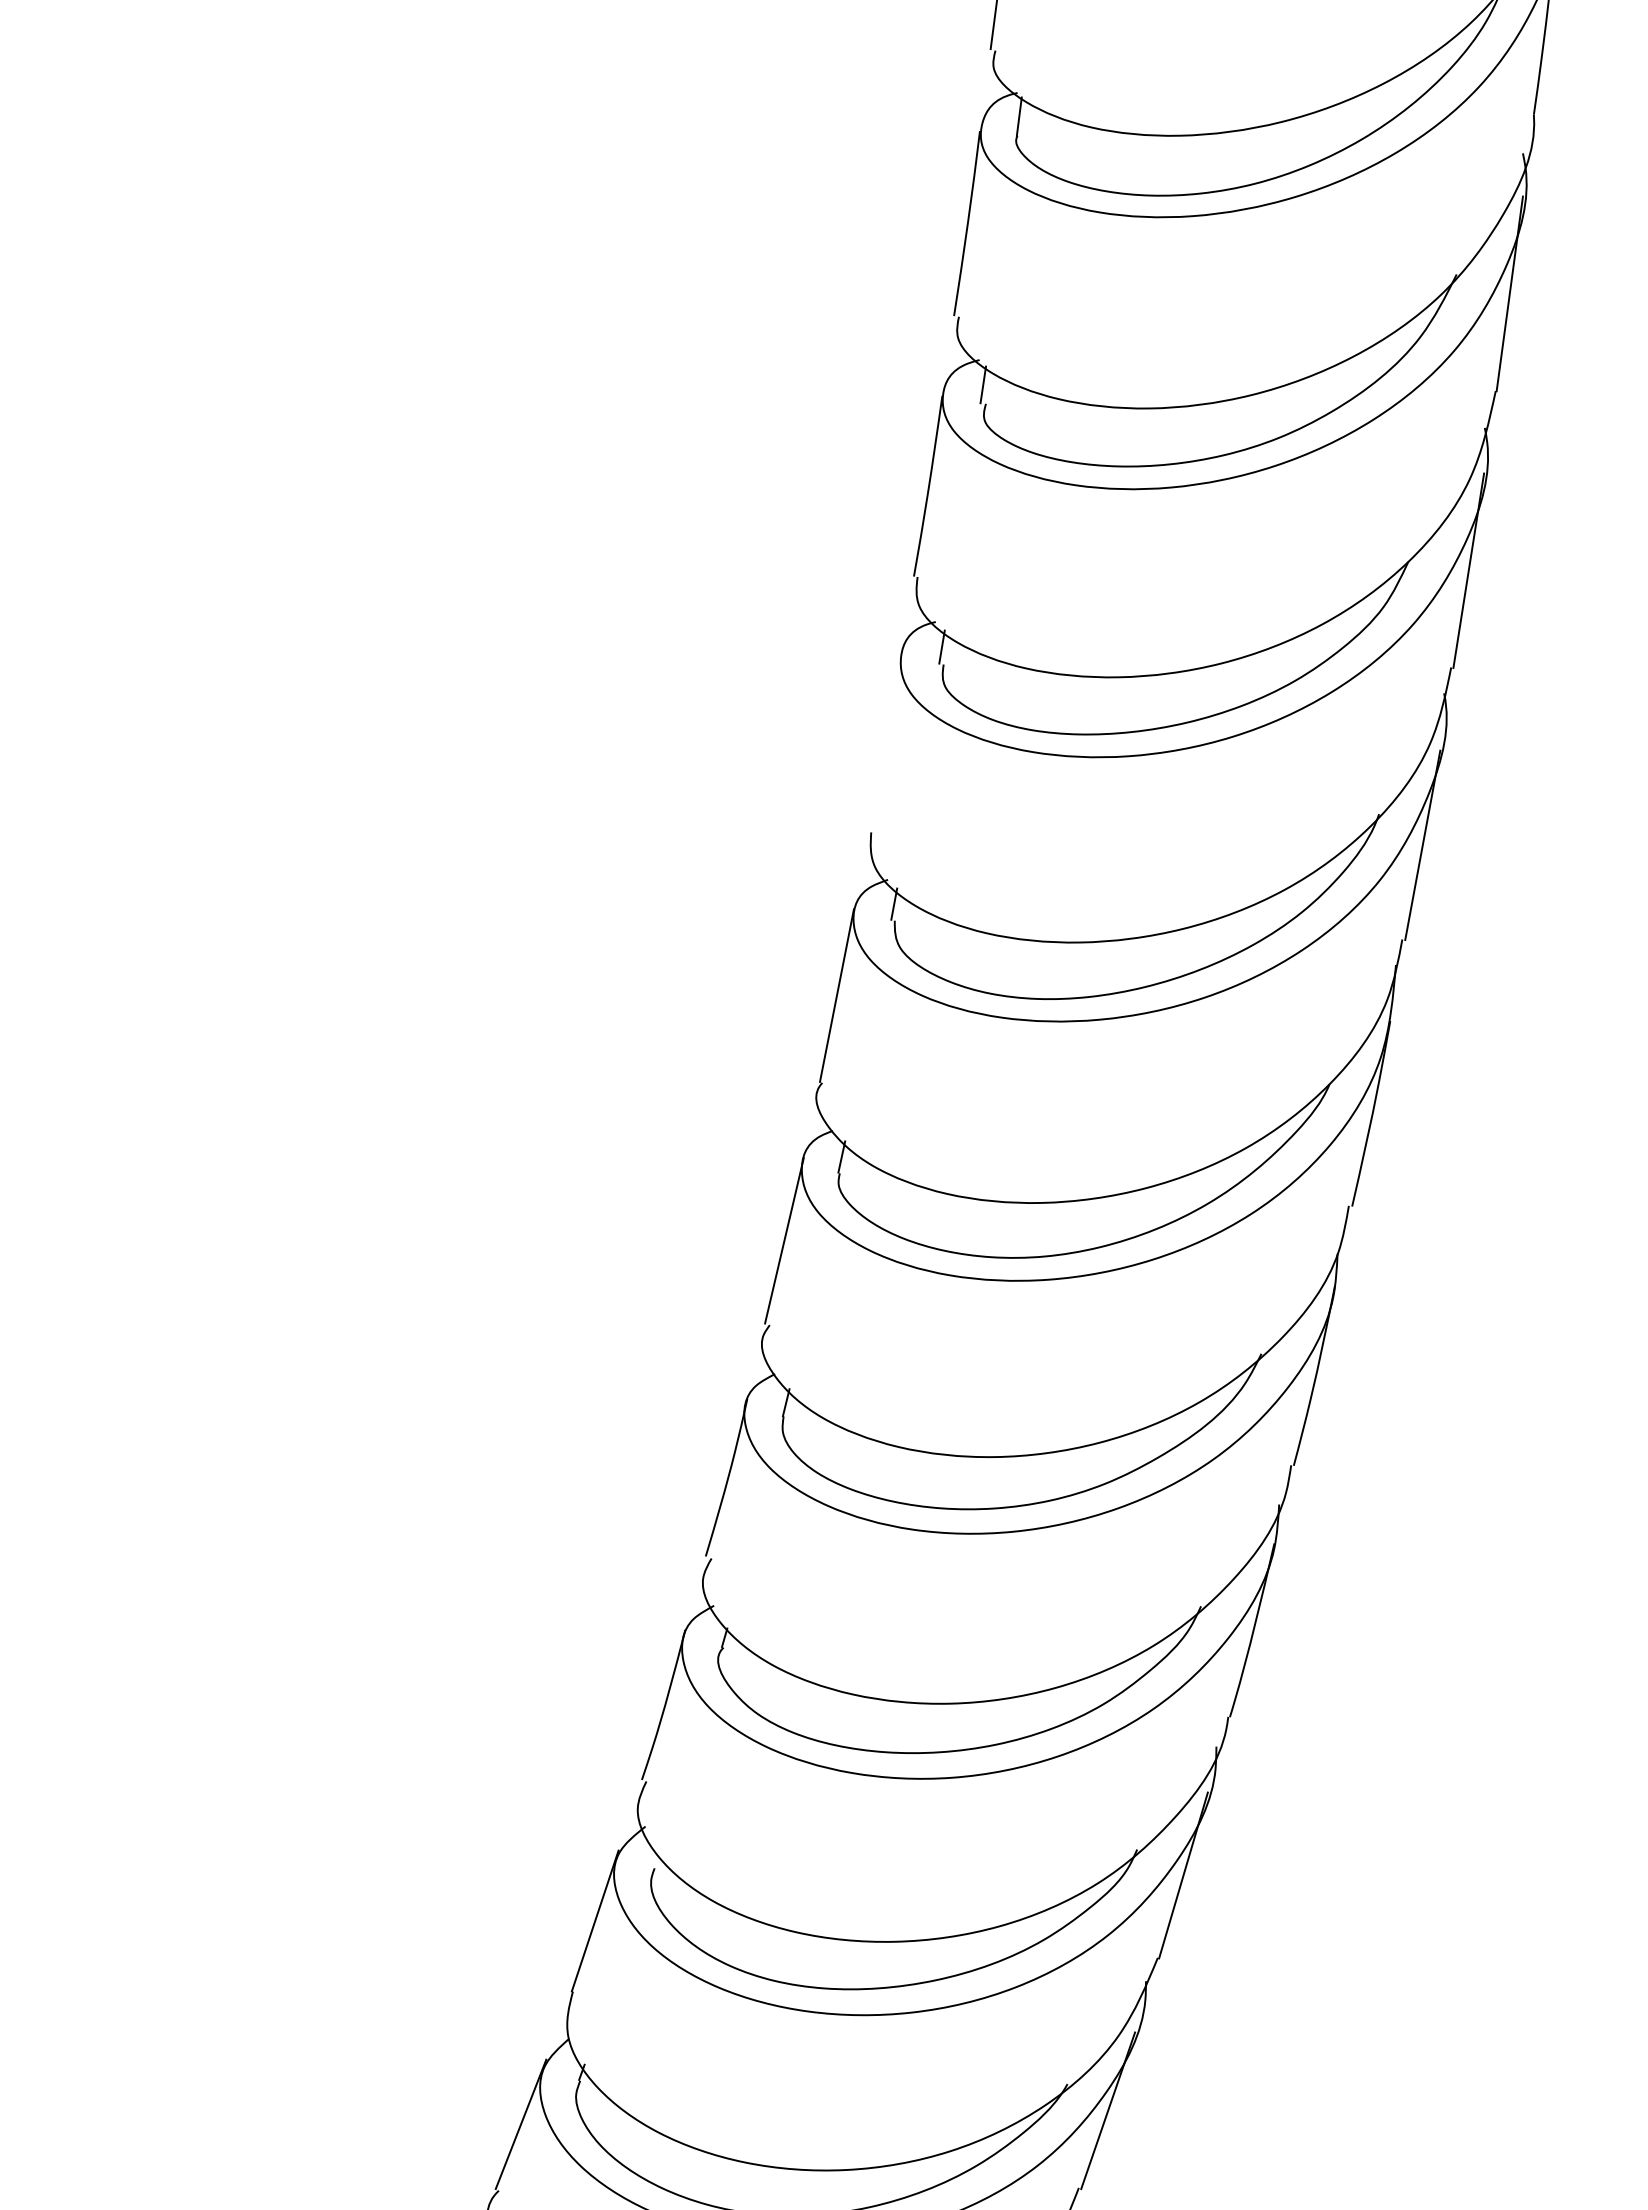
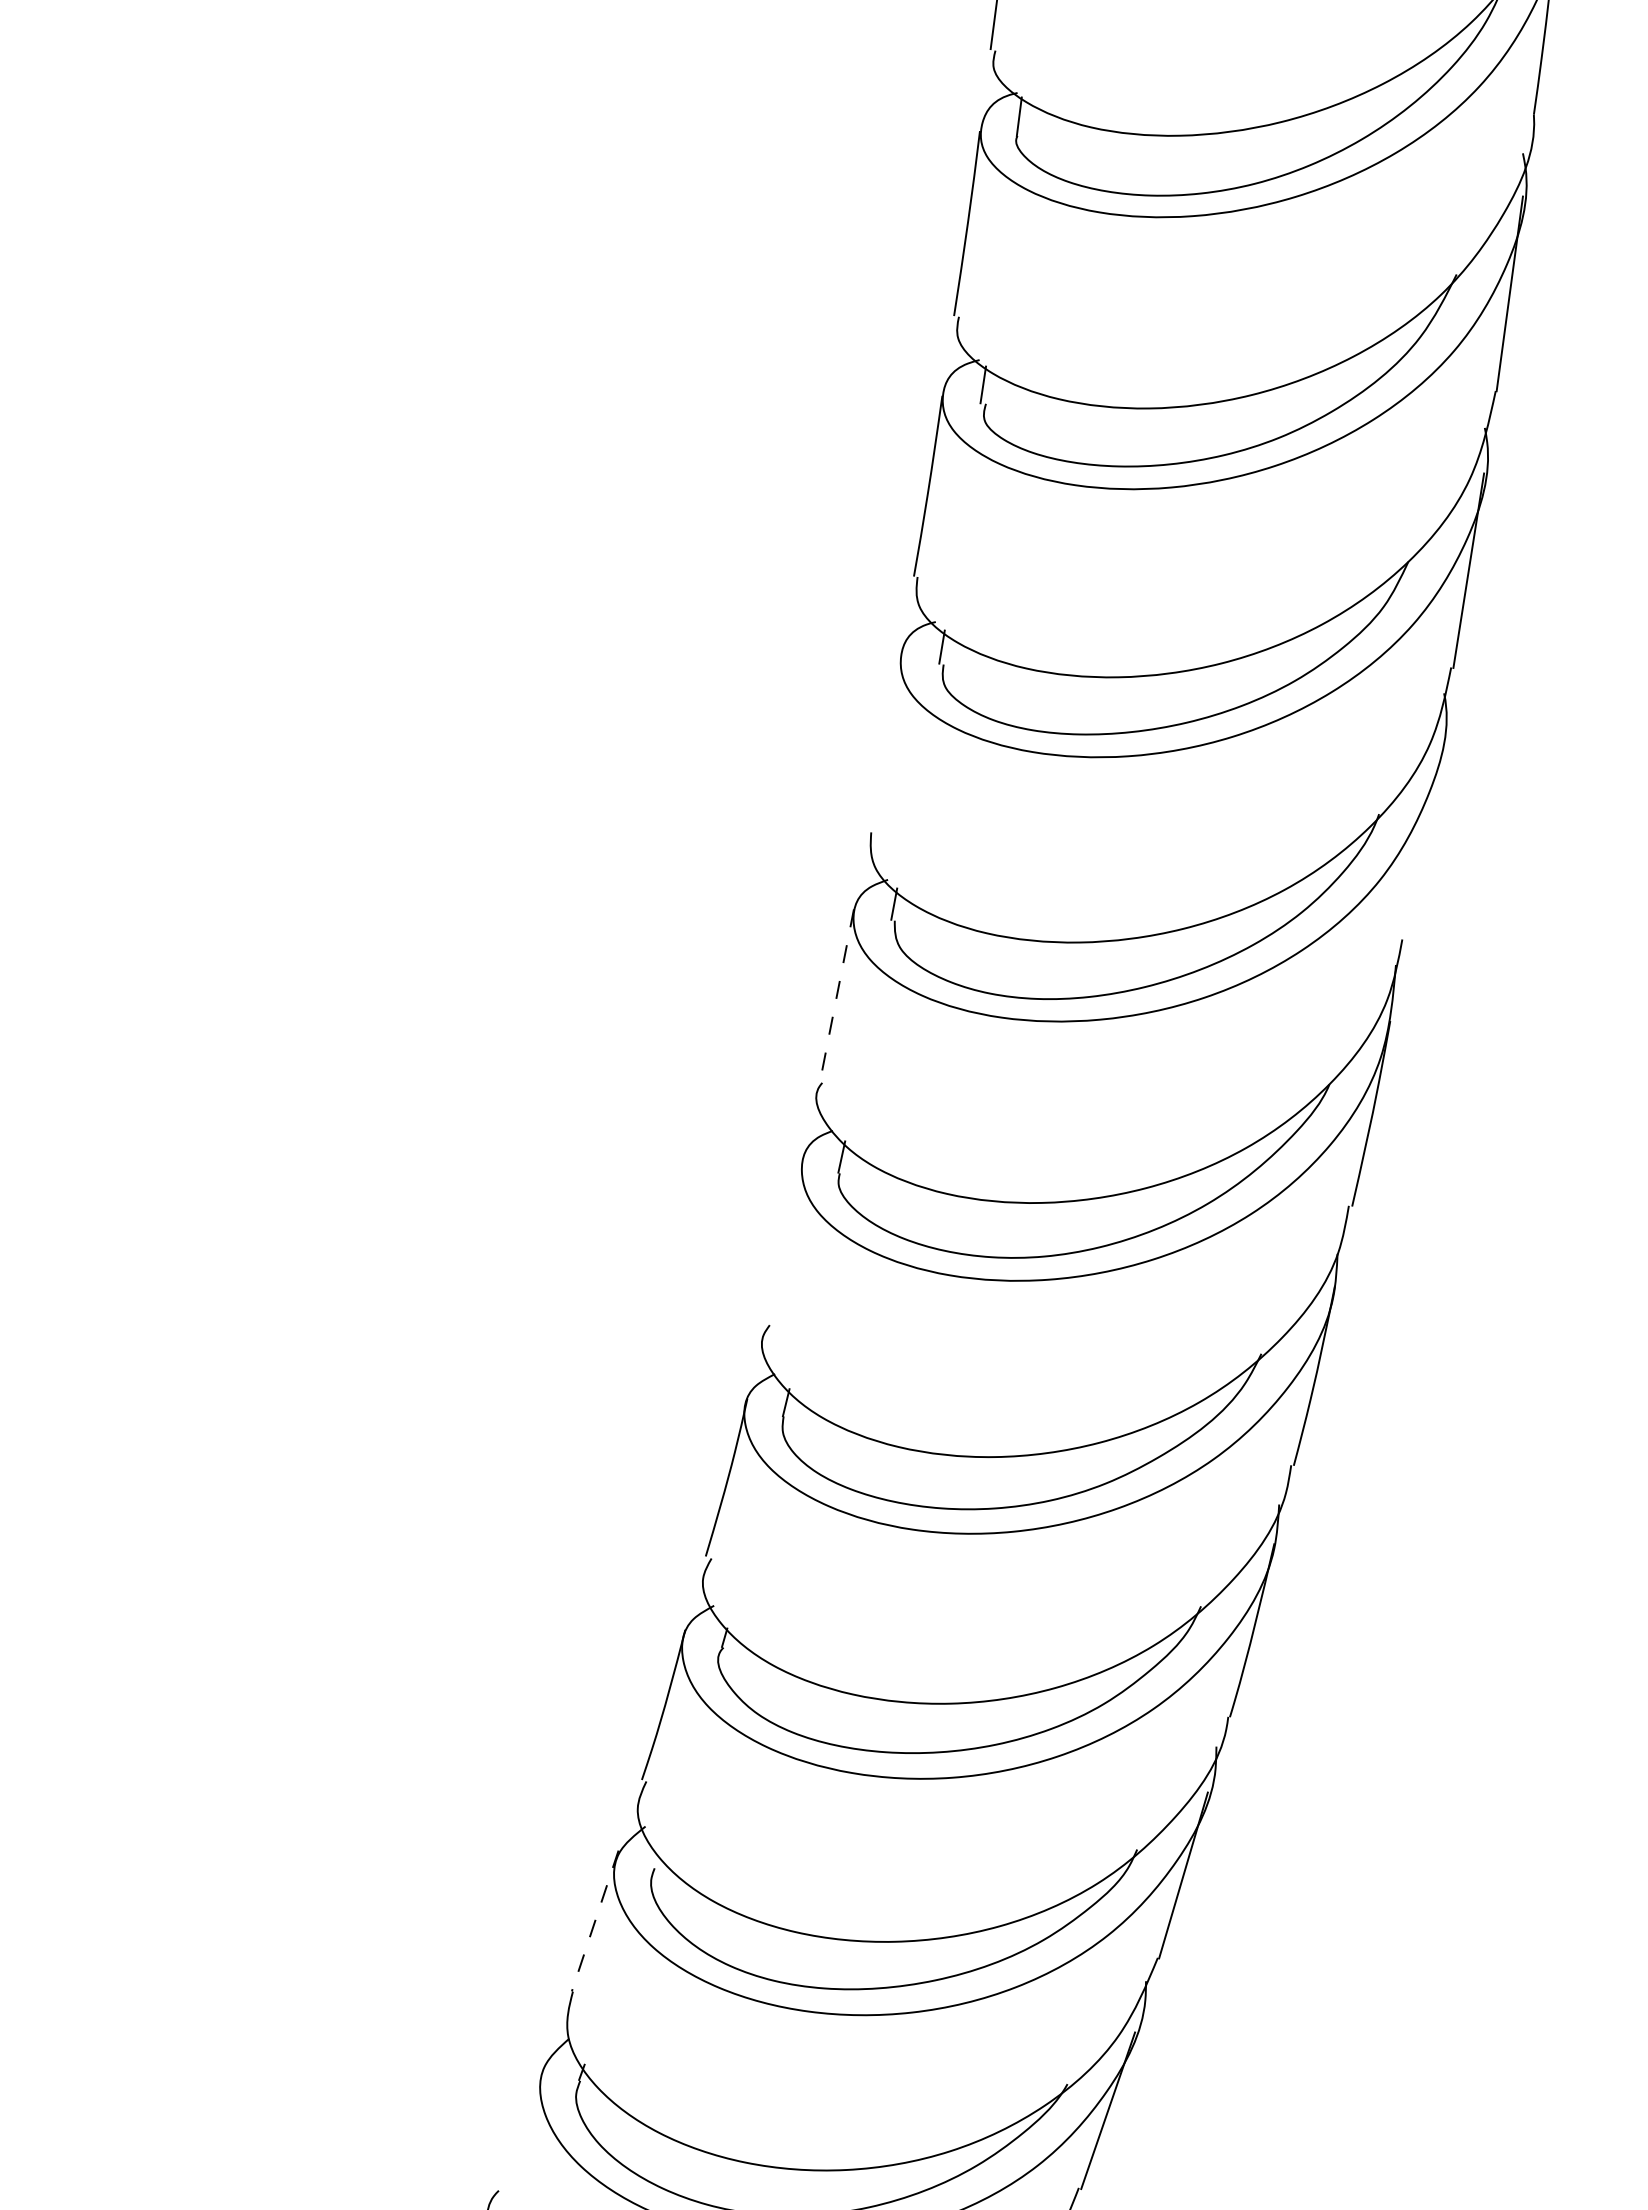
line: present -> none (1422, 845)
line: solid -> dashed (836, 995)
line: present -> none (784, 1240)
line: solid -> dashed (595, 1921)
line: present -> none (520, 2124)
